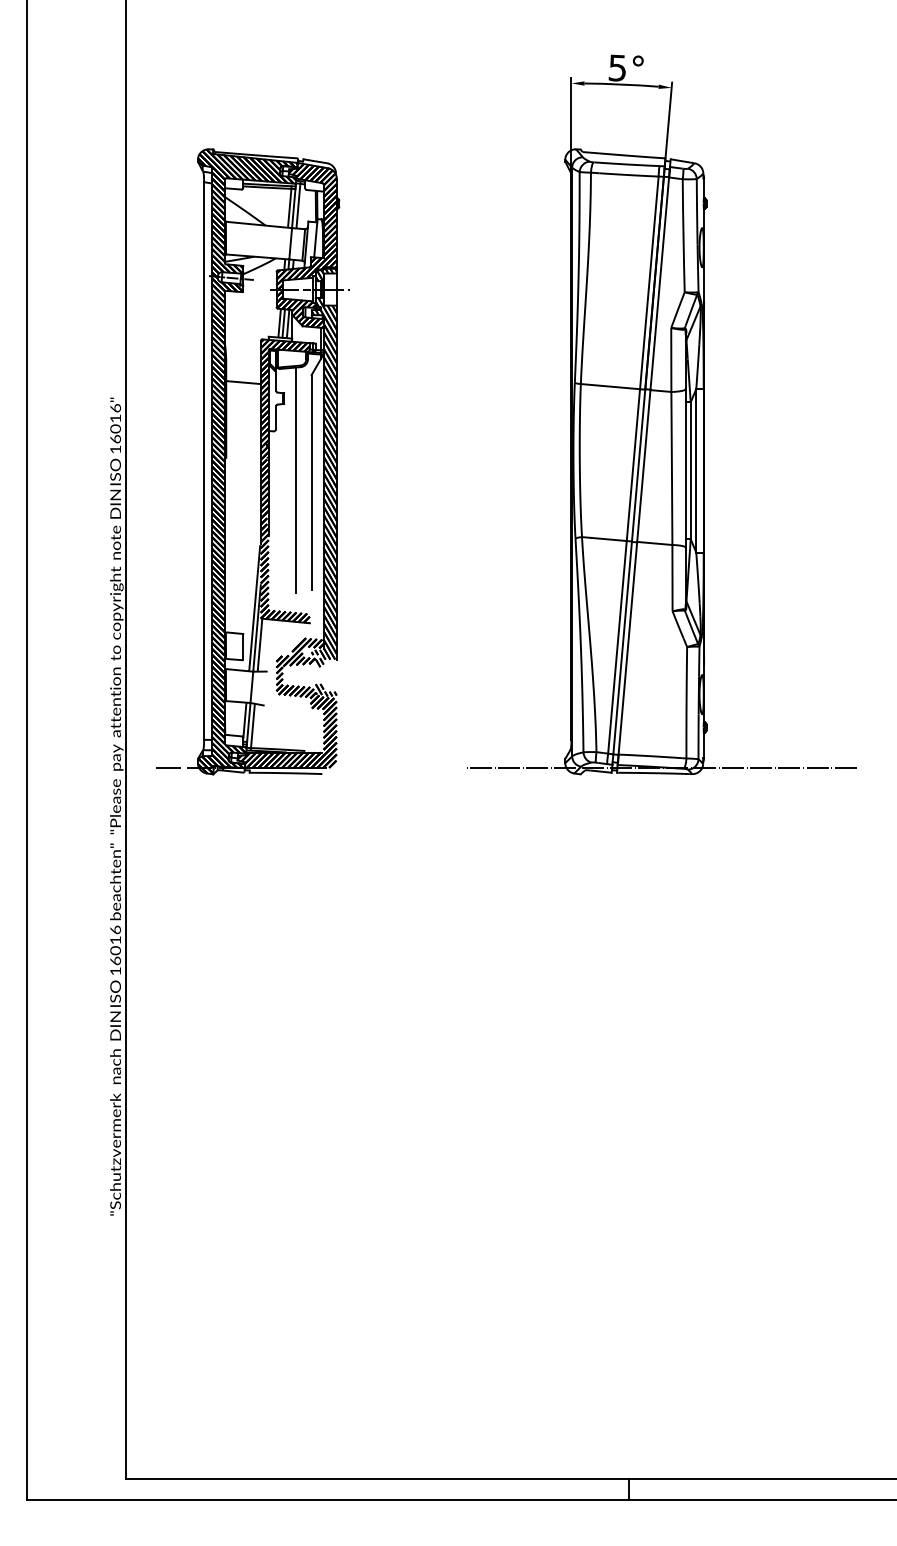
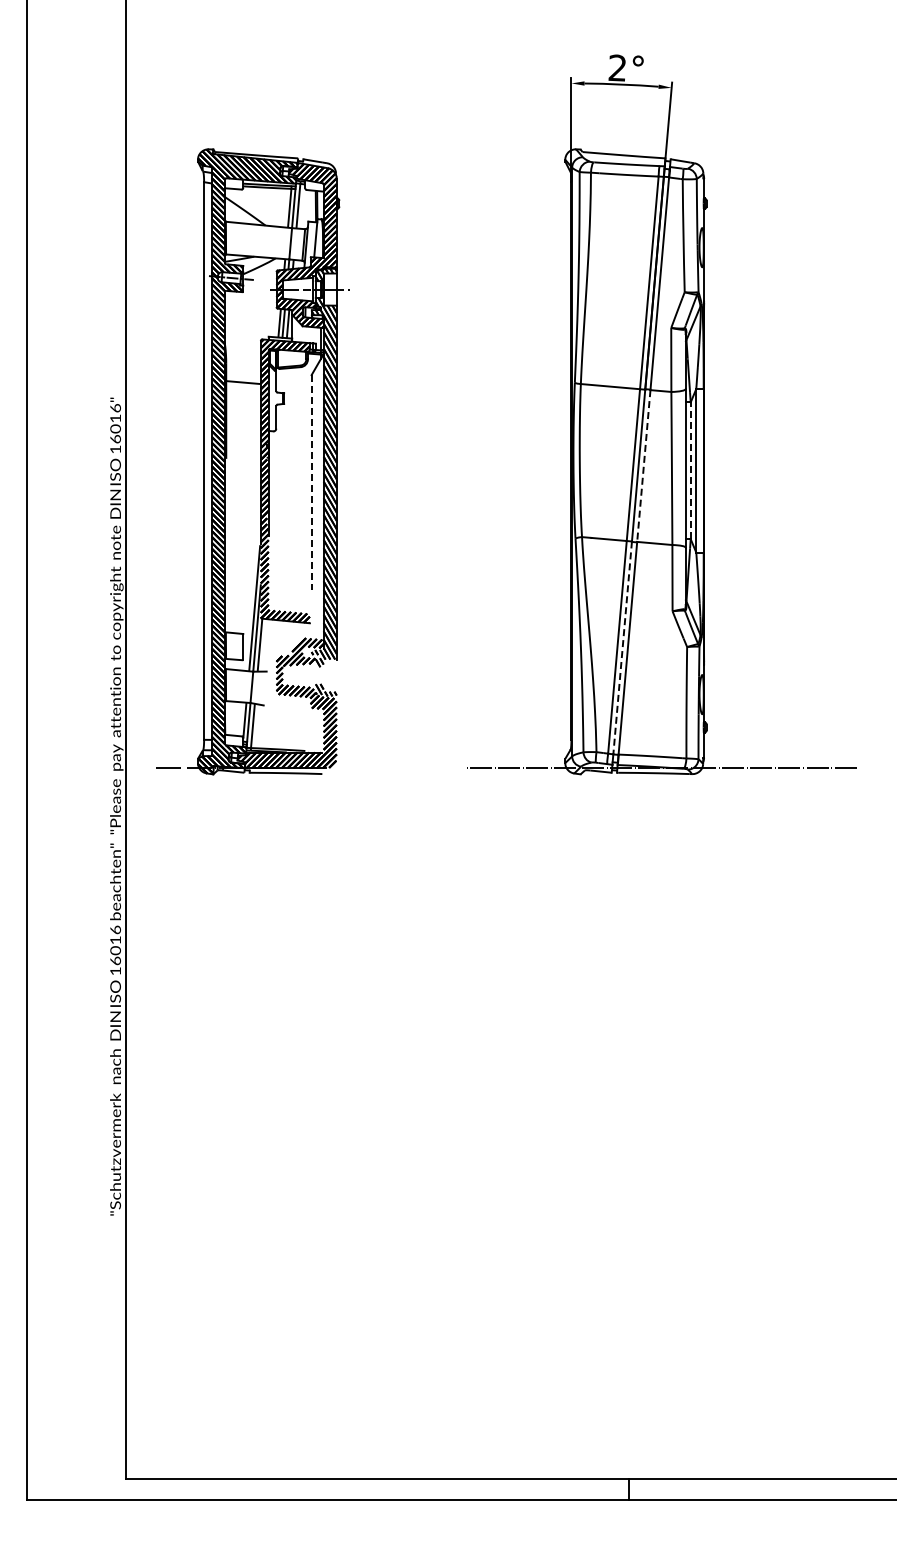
text: 5° -> 2° (616, 67)
line: solid -> dashed (643, 466)
line: solid -> dashed (690, 470)
line: present -> none (296, 479)
line: solid -> dashed (311, 483)
line: solid -> dashed (622, 647)
